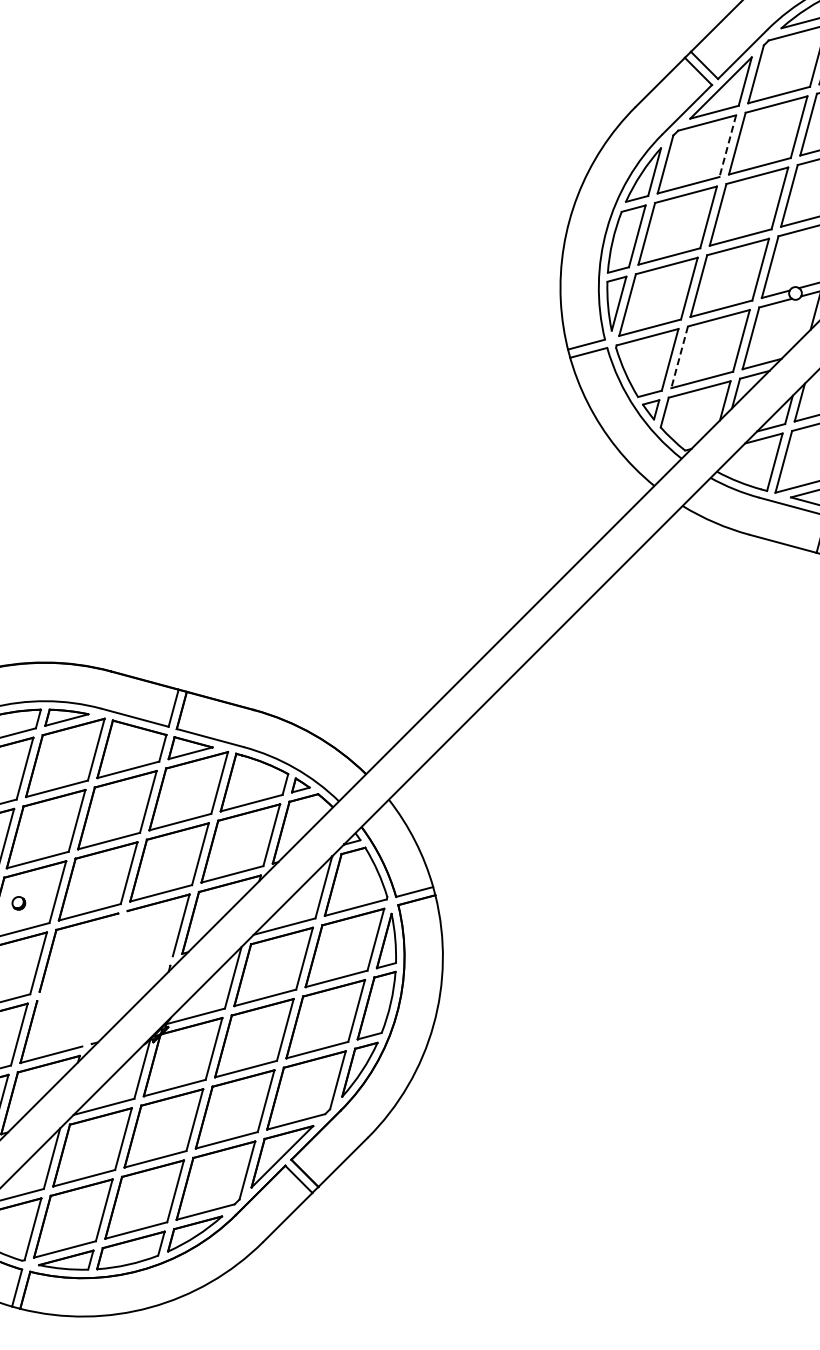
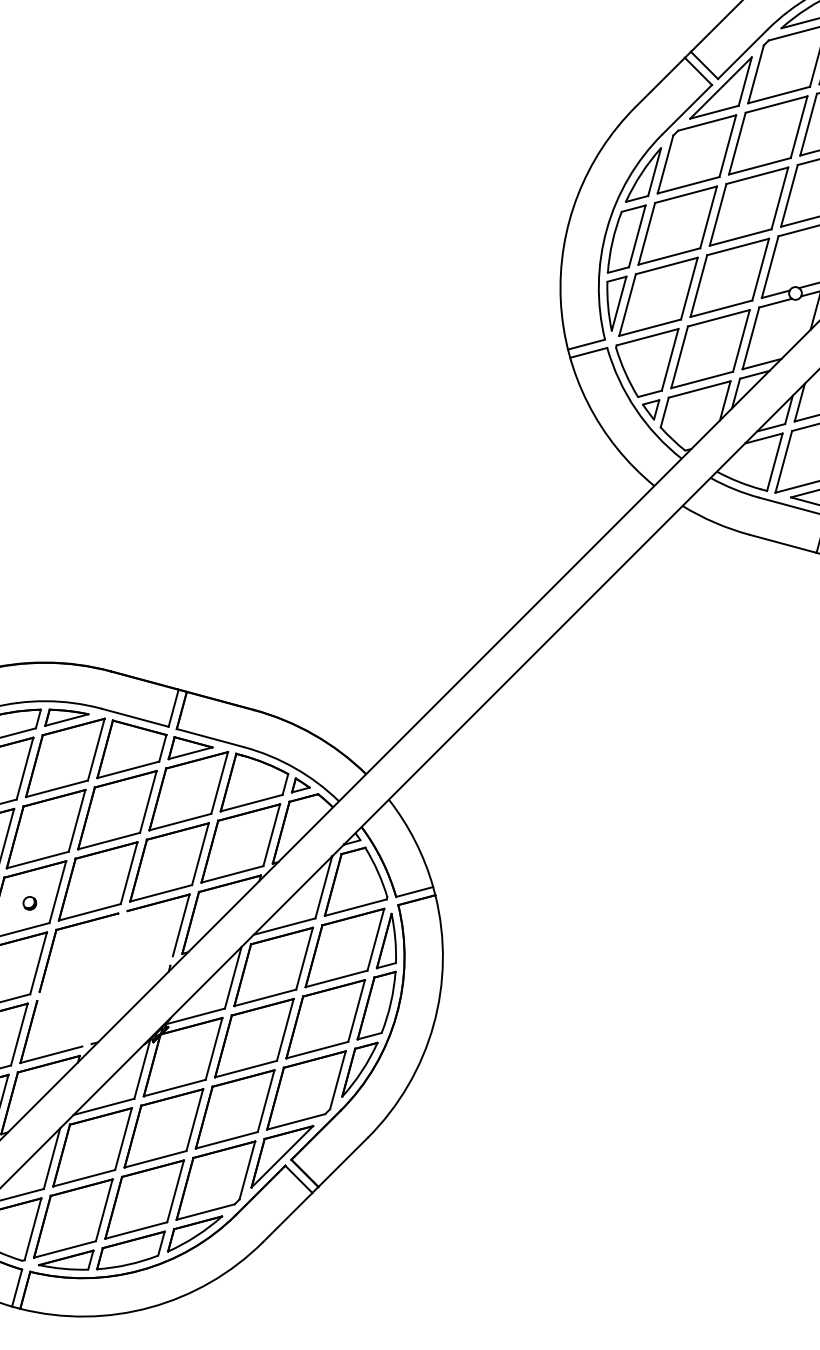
line: dashed -> solid (727, 146)
line: dashed -> solid (679, 357)
part position: (18, 903) -> (29, 903) (29, 903)
